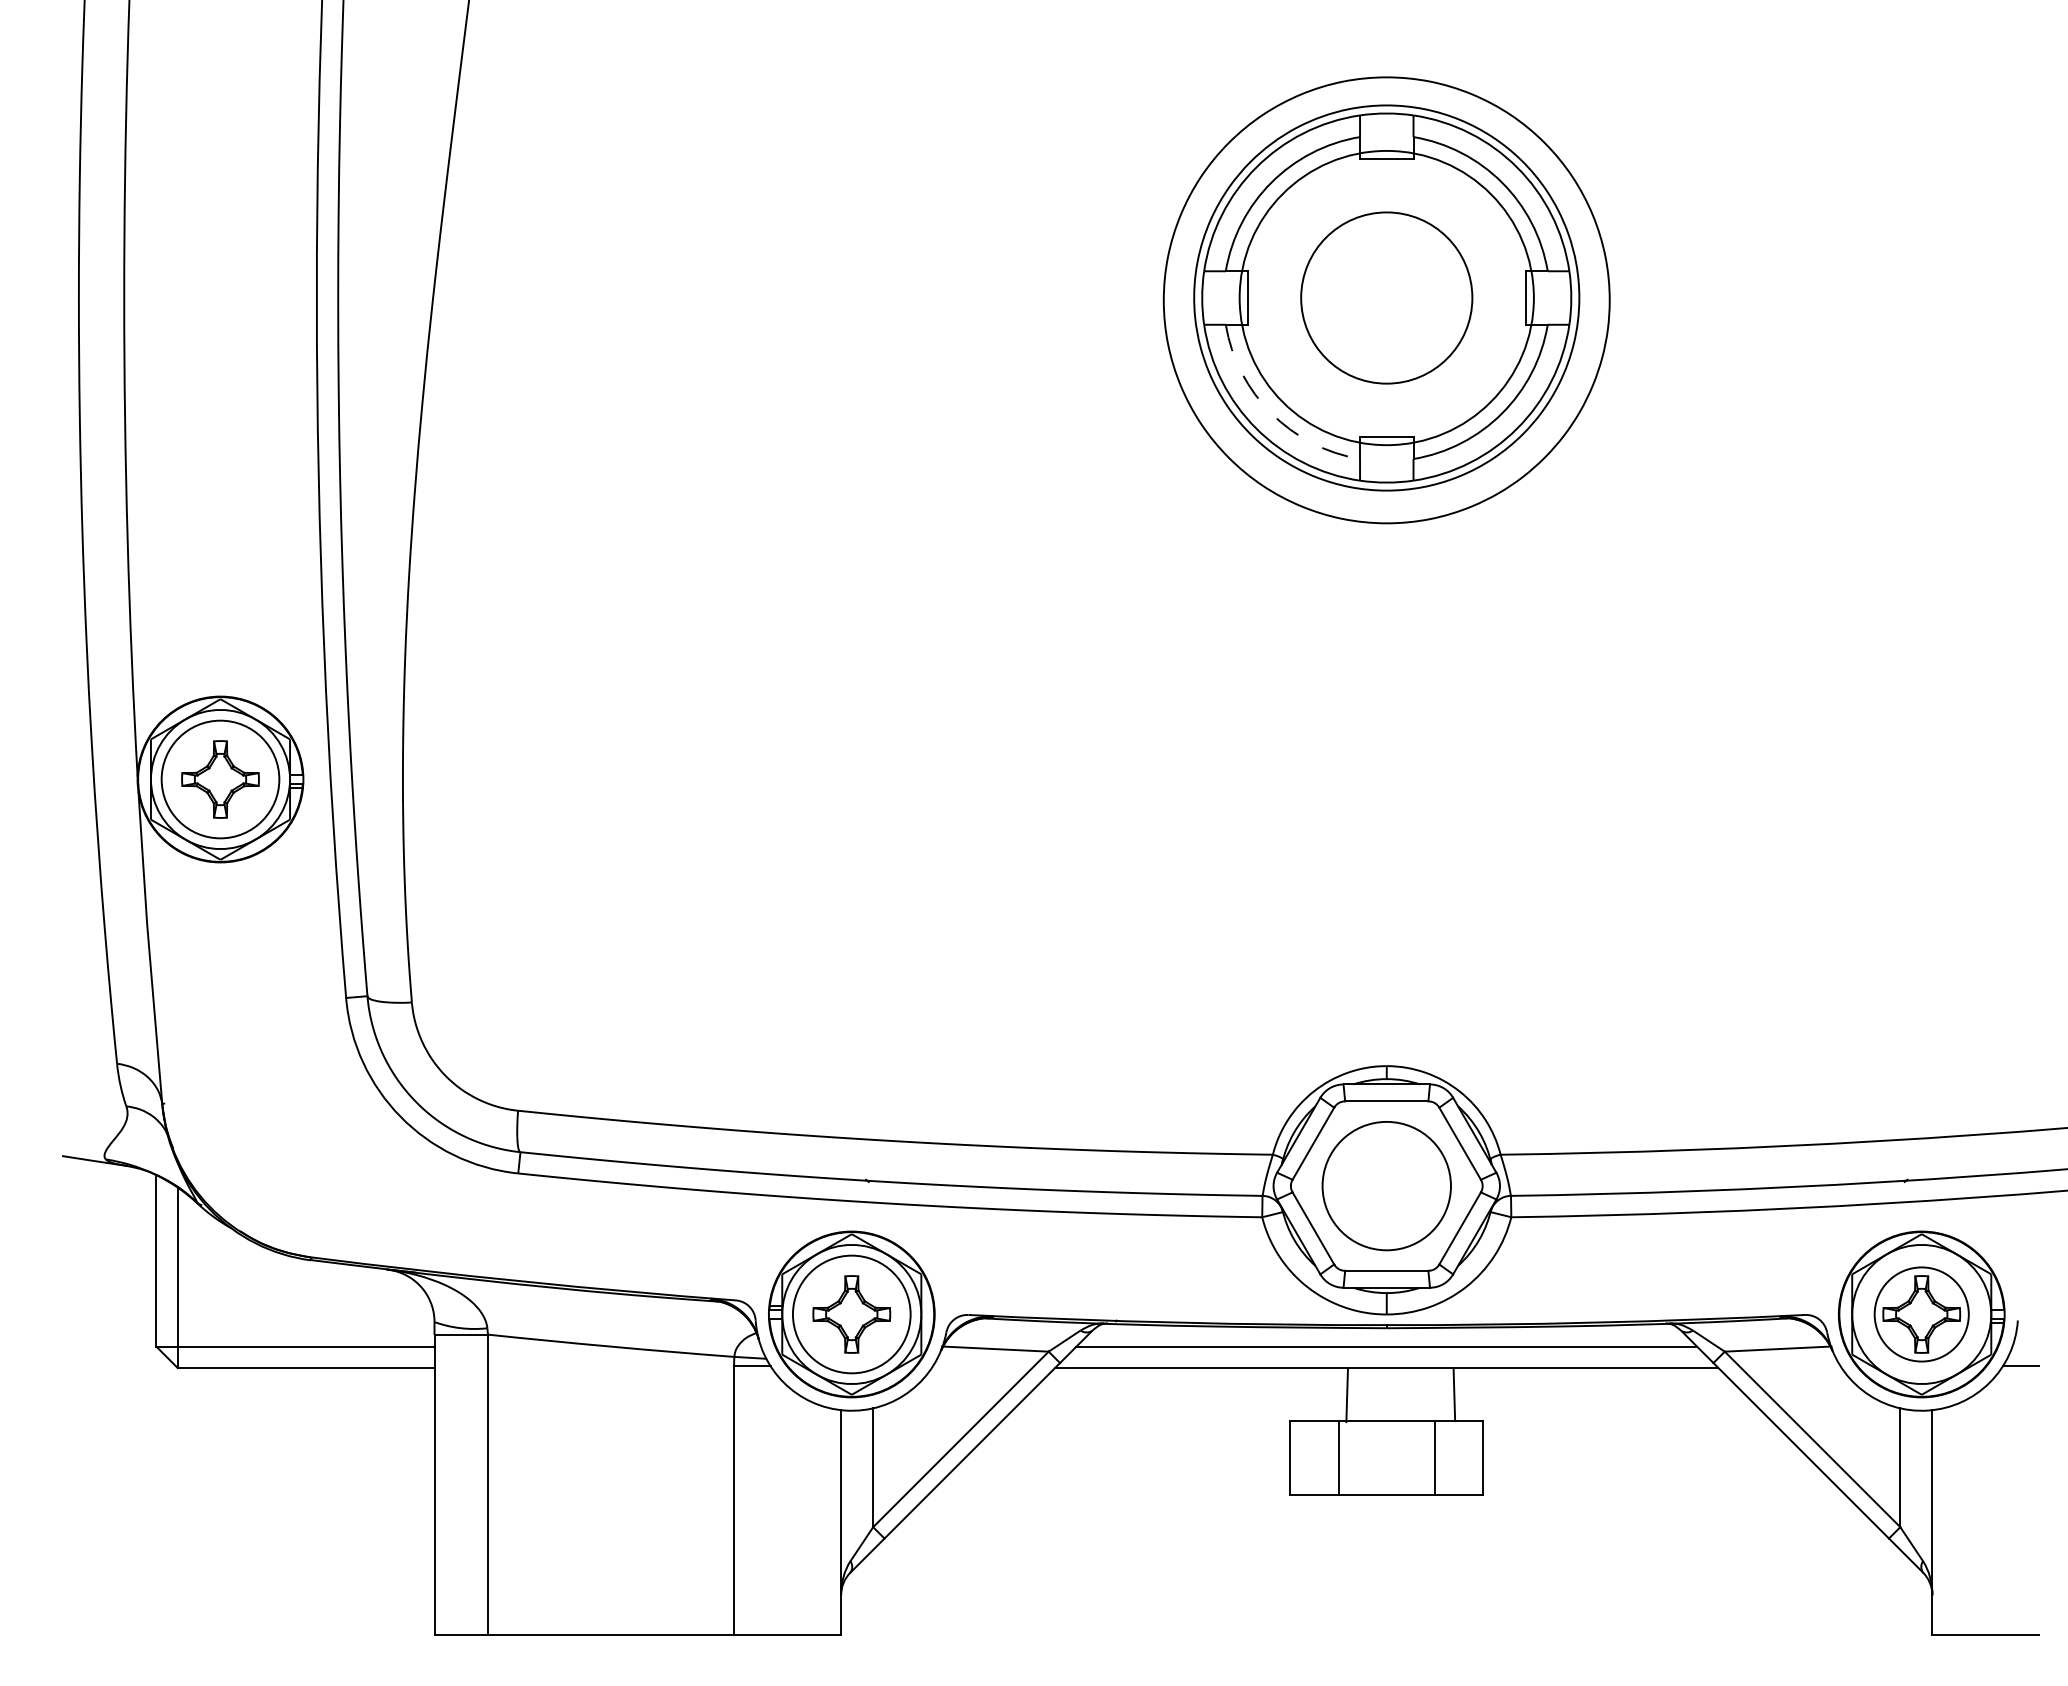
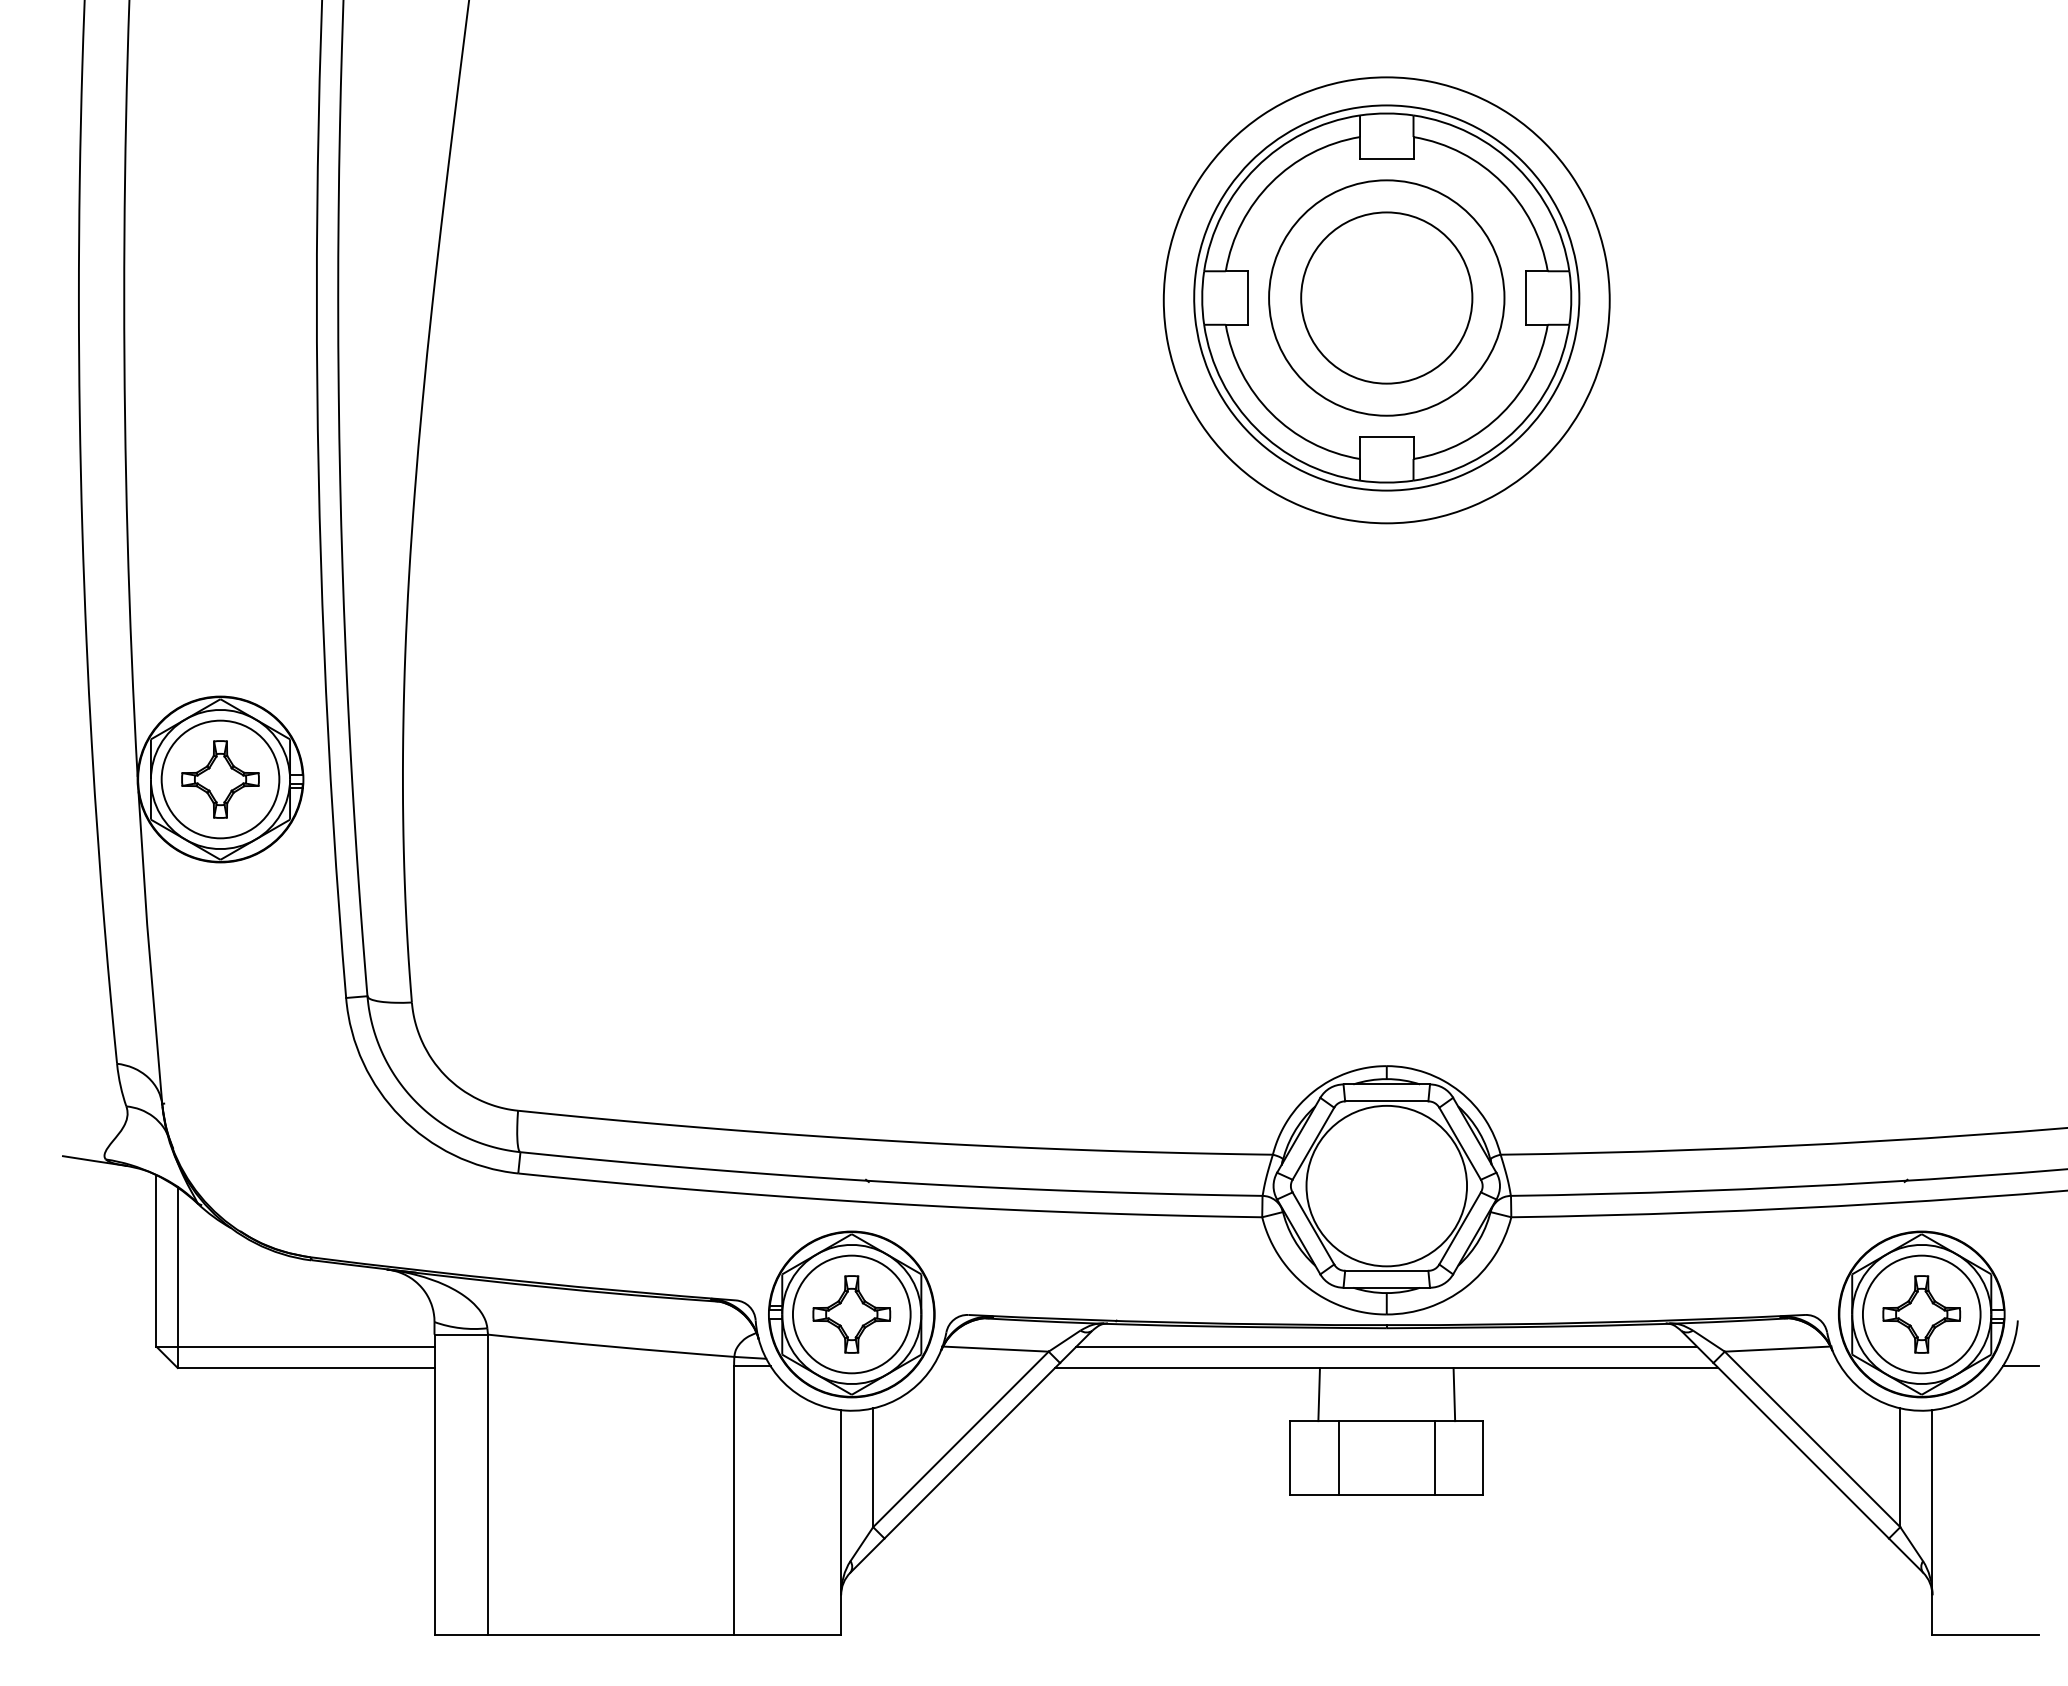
circle diameter: 294 px -> 235 px (1386, 297)
arc: dashed -> solid (1271, 413)
circle diameter: 128 px -> 161 px (1386, 1185)
circle diameter: 94 px -> 118 px (1921, 1314)
line position: (1346, 1395) -> (1318, 1394) (1318, 1394)
